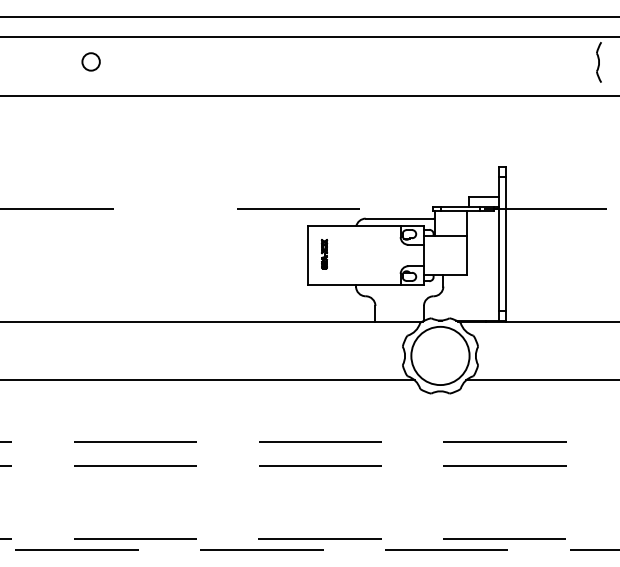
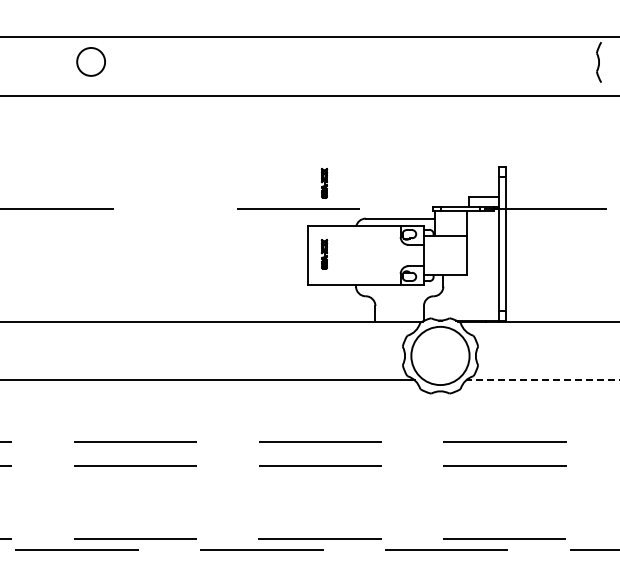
line: present -> none (309, 16)
circle diameter: 17 px -> 28 px (91, 61)
part: none -> present (324, 183)
line: solid -> dashed (542, 380)
